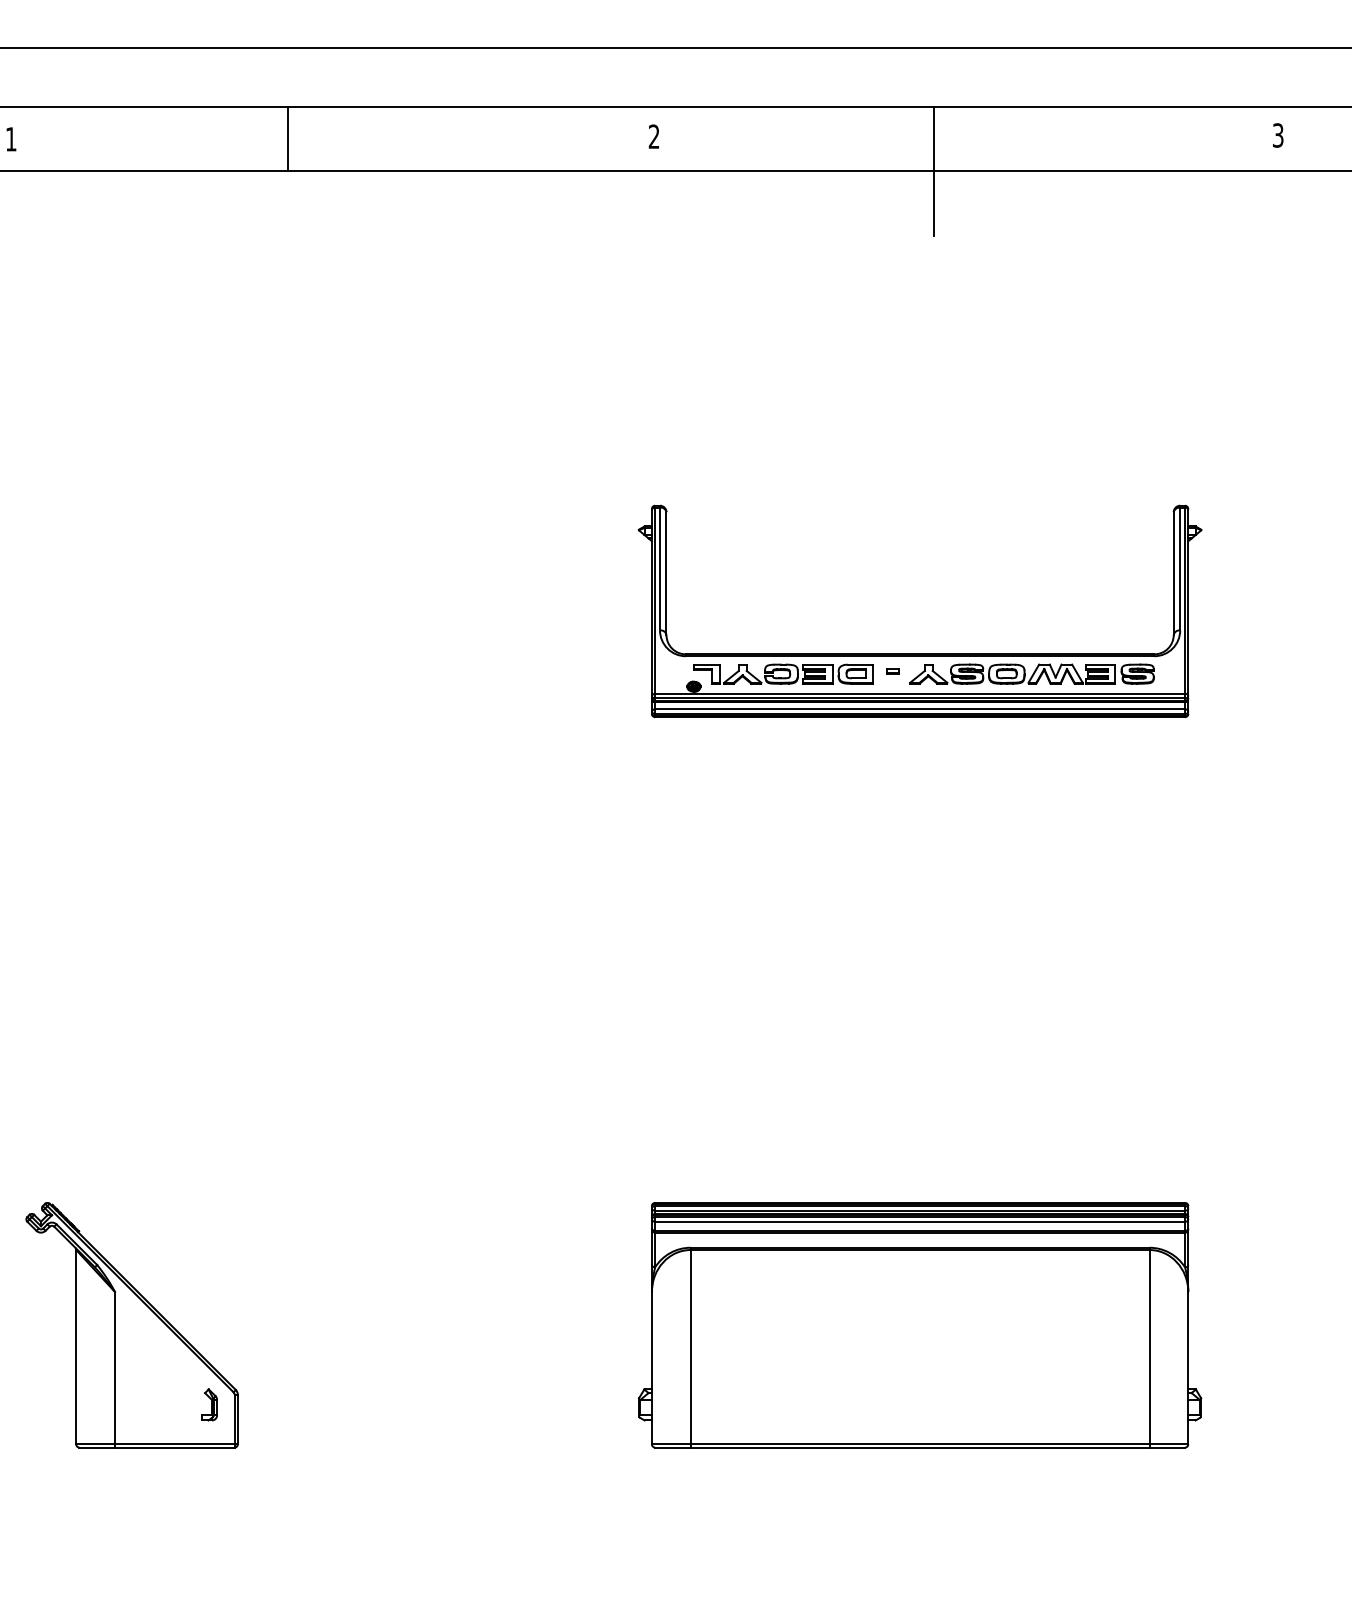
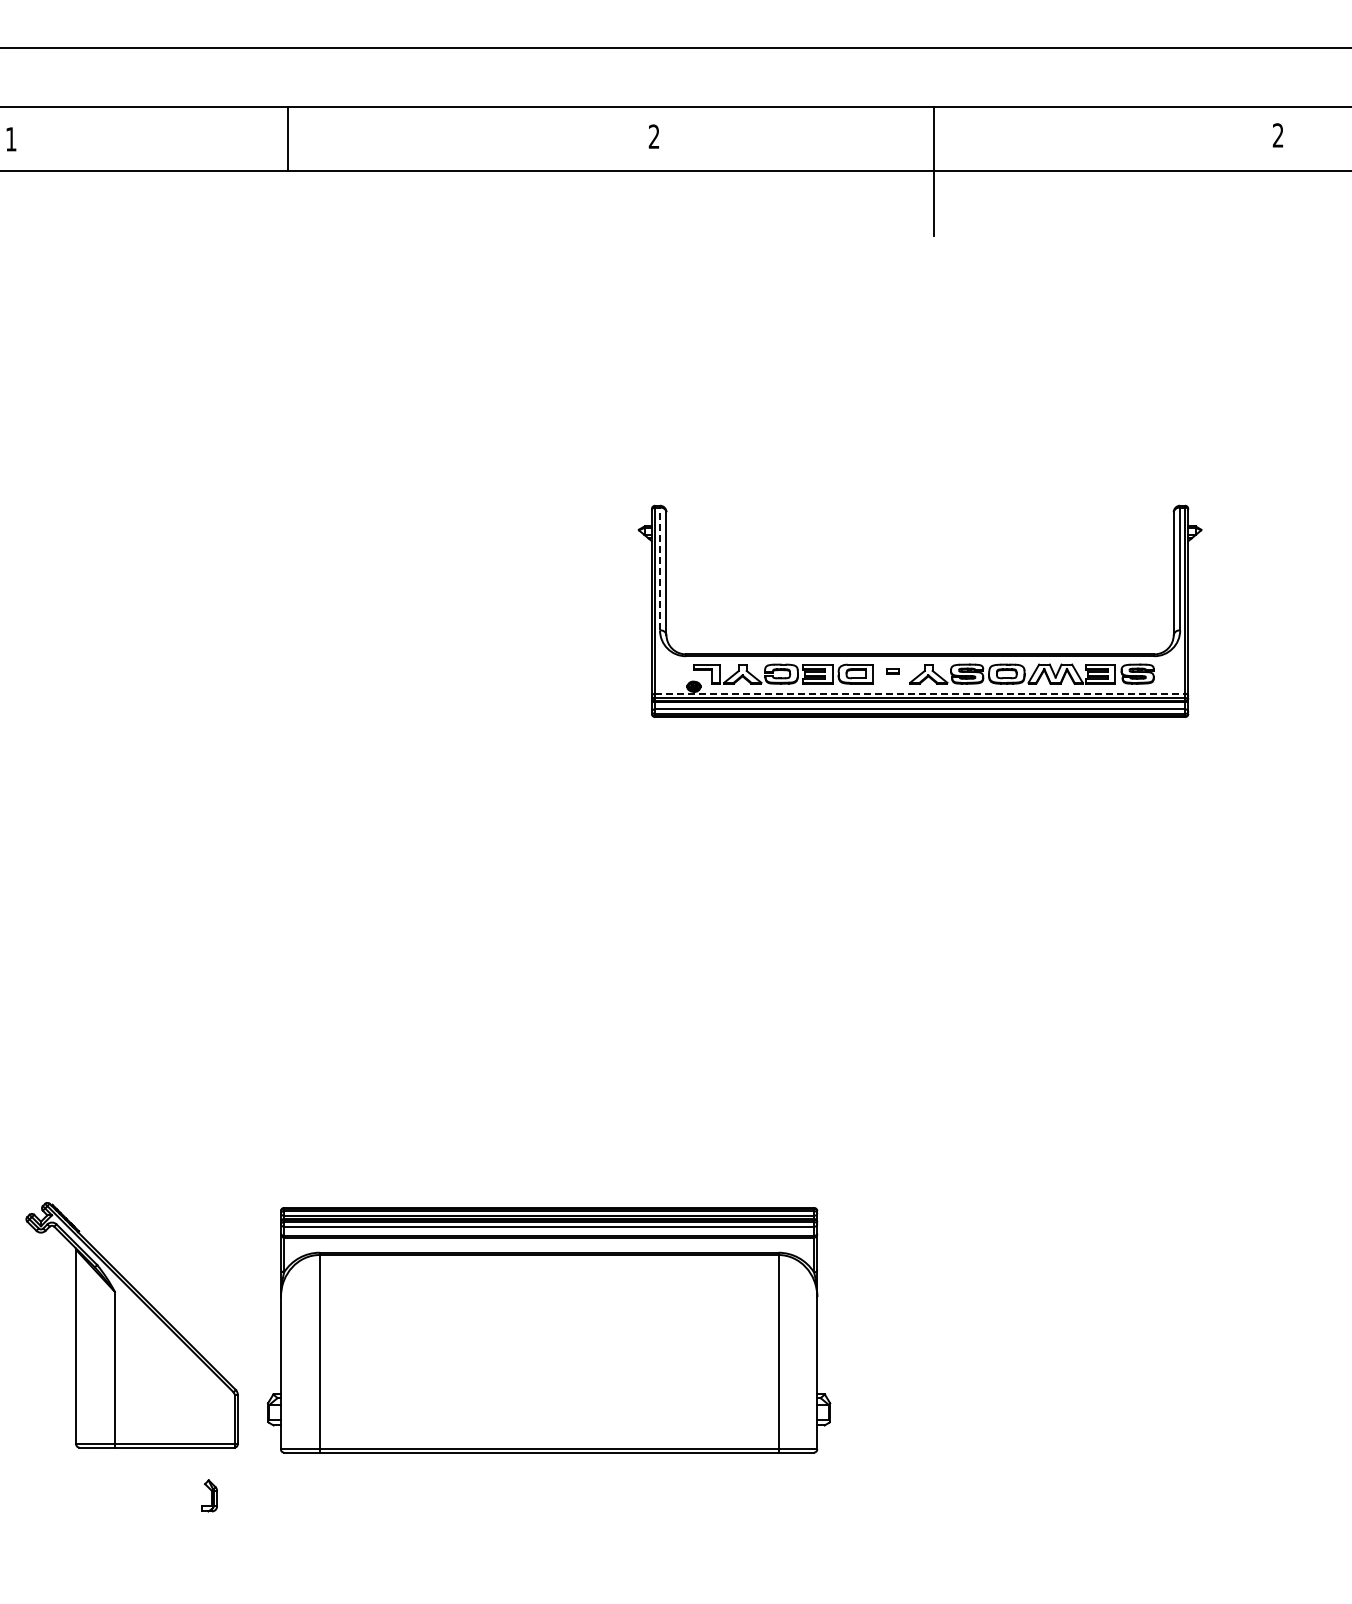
text: 3 -> 2 (1278, 135)
line: solid -> dashed (660, 568)
line: solid -> dashed (920, 693)
part position: (920, 1325) -> (549, 1330) (549, 1330)
part position: (209, 1404) -> (209, 1495) (209, 1495)
